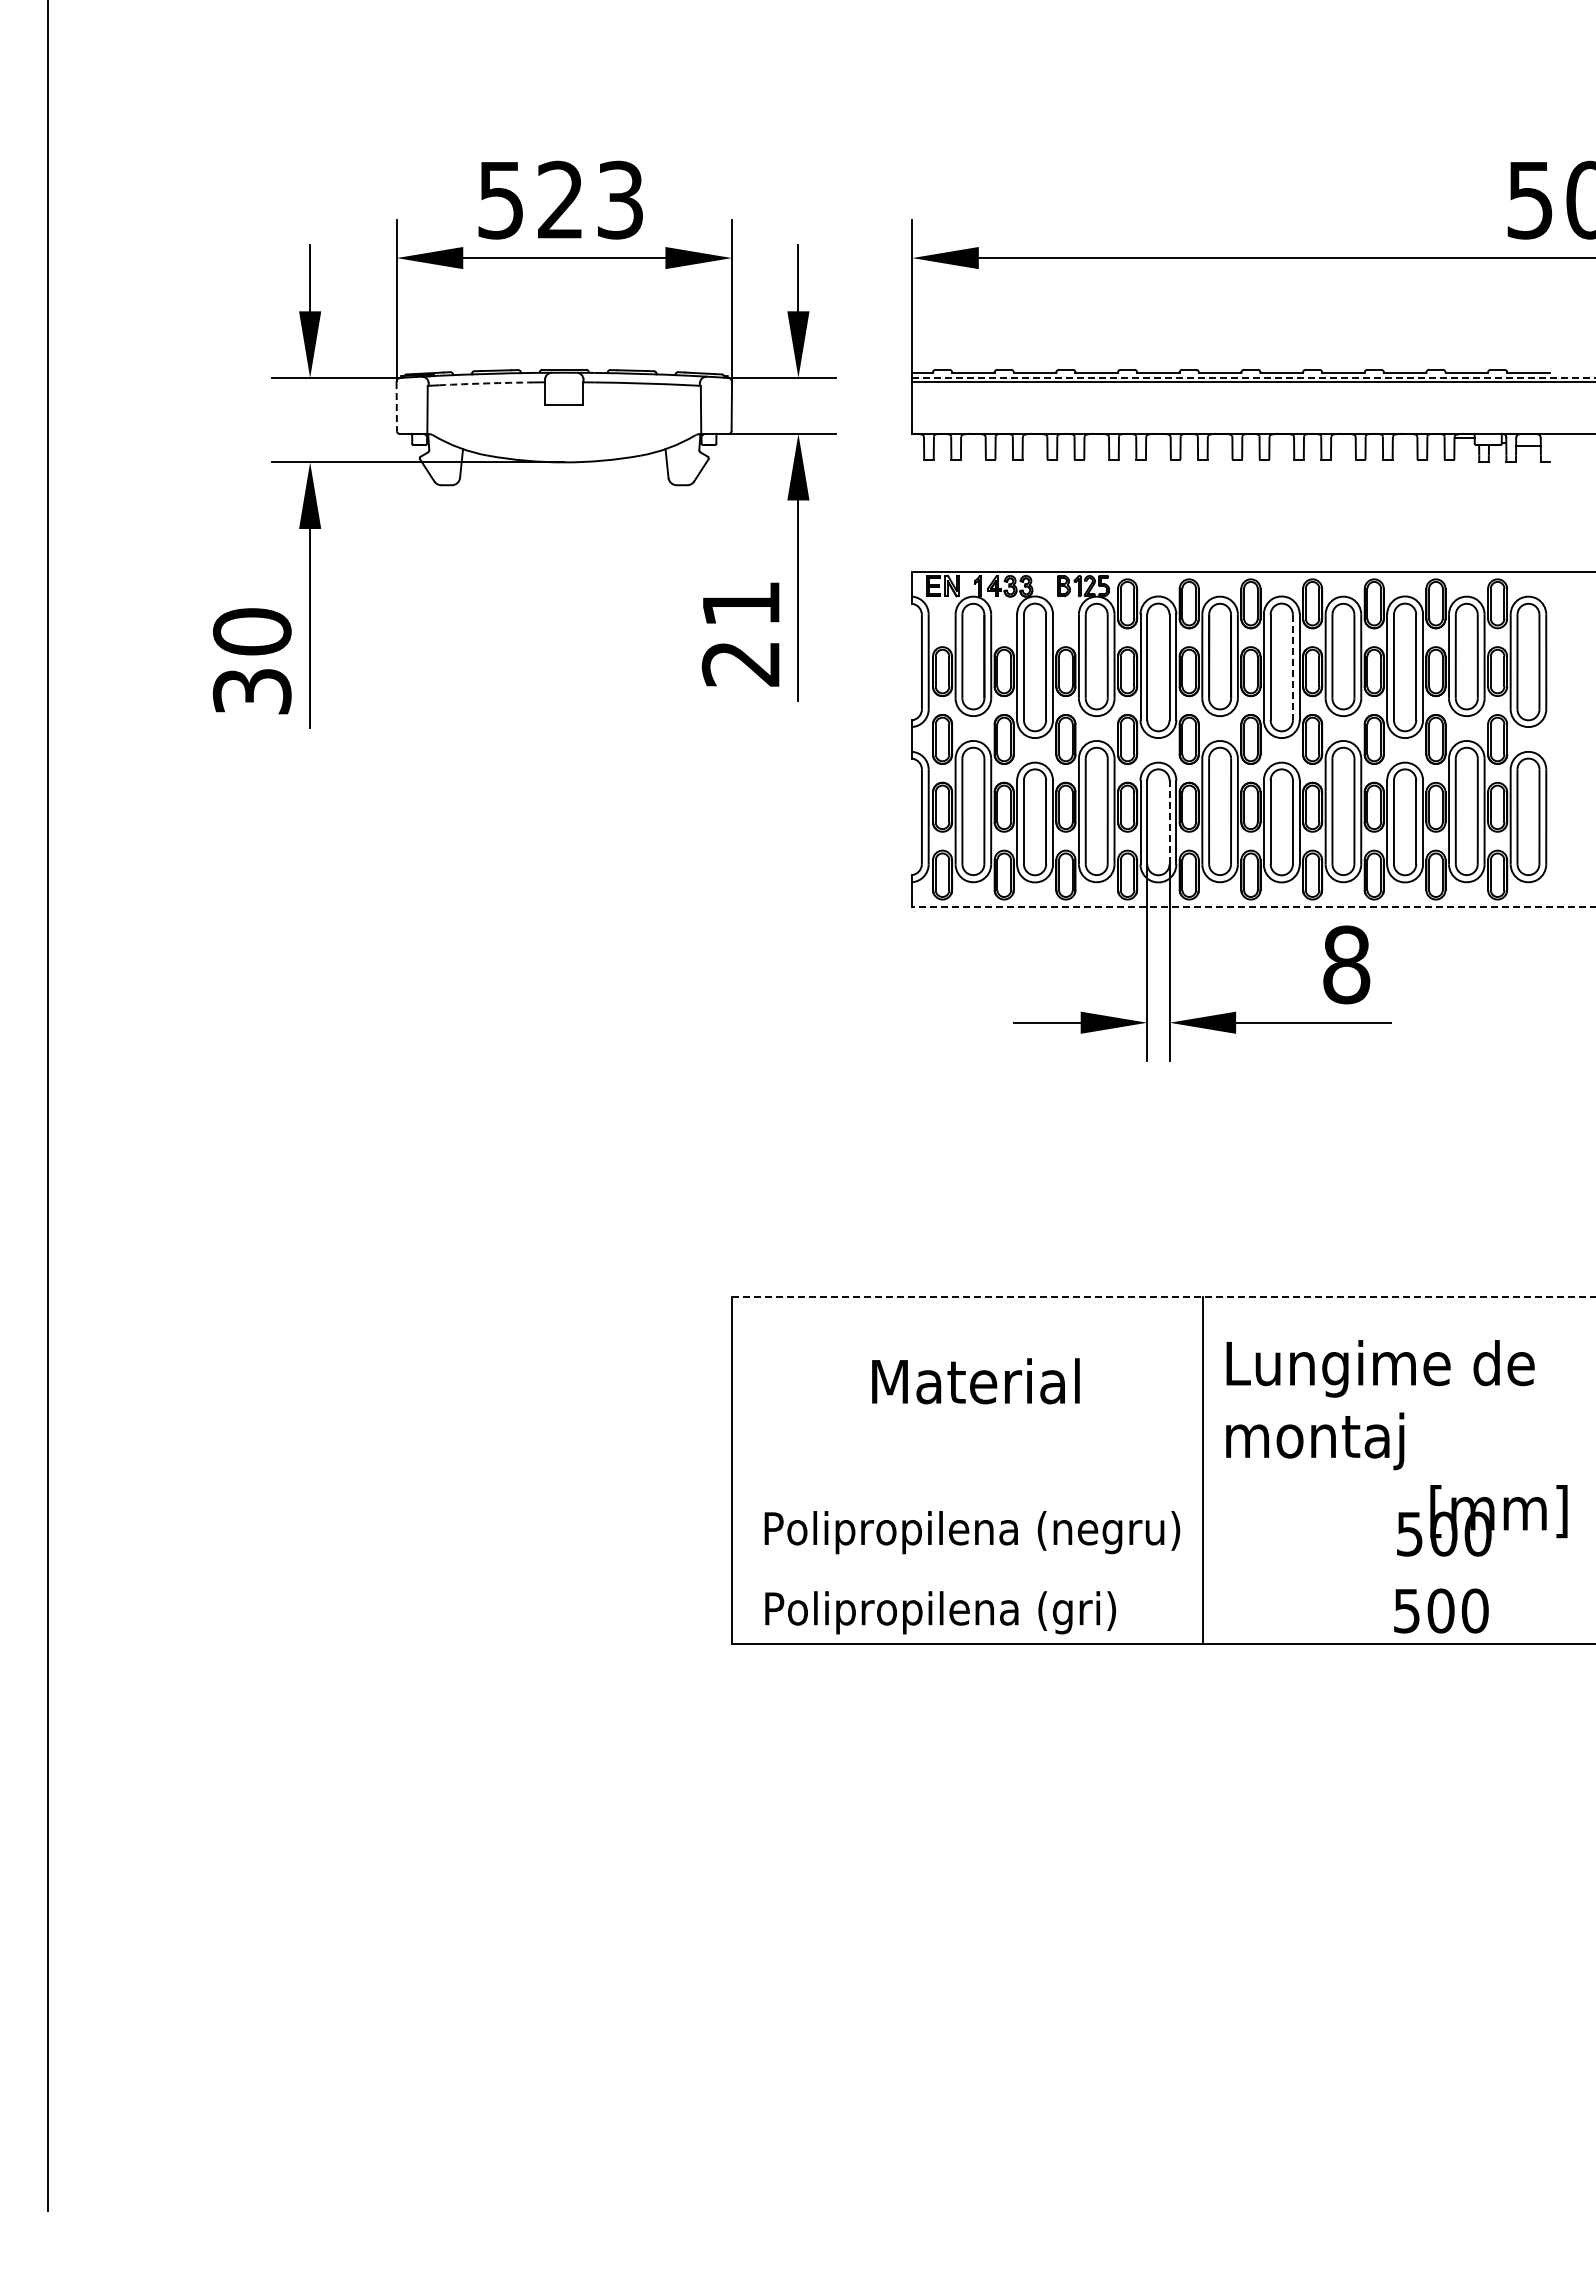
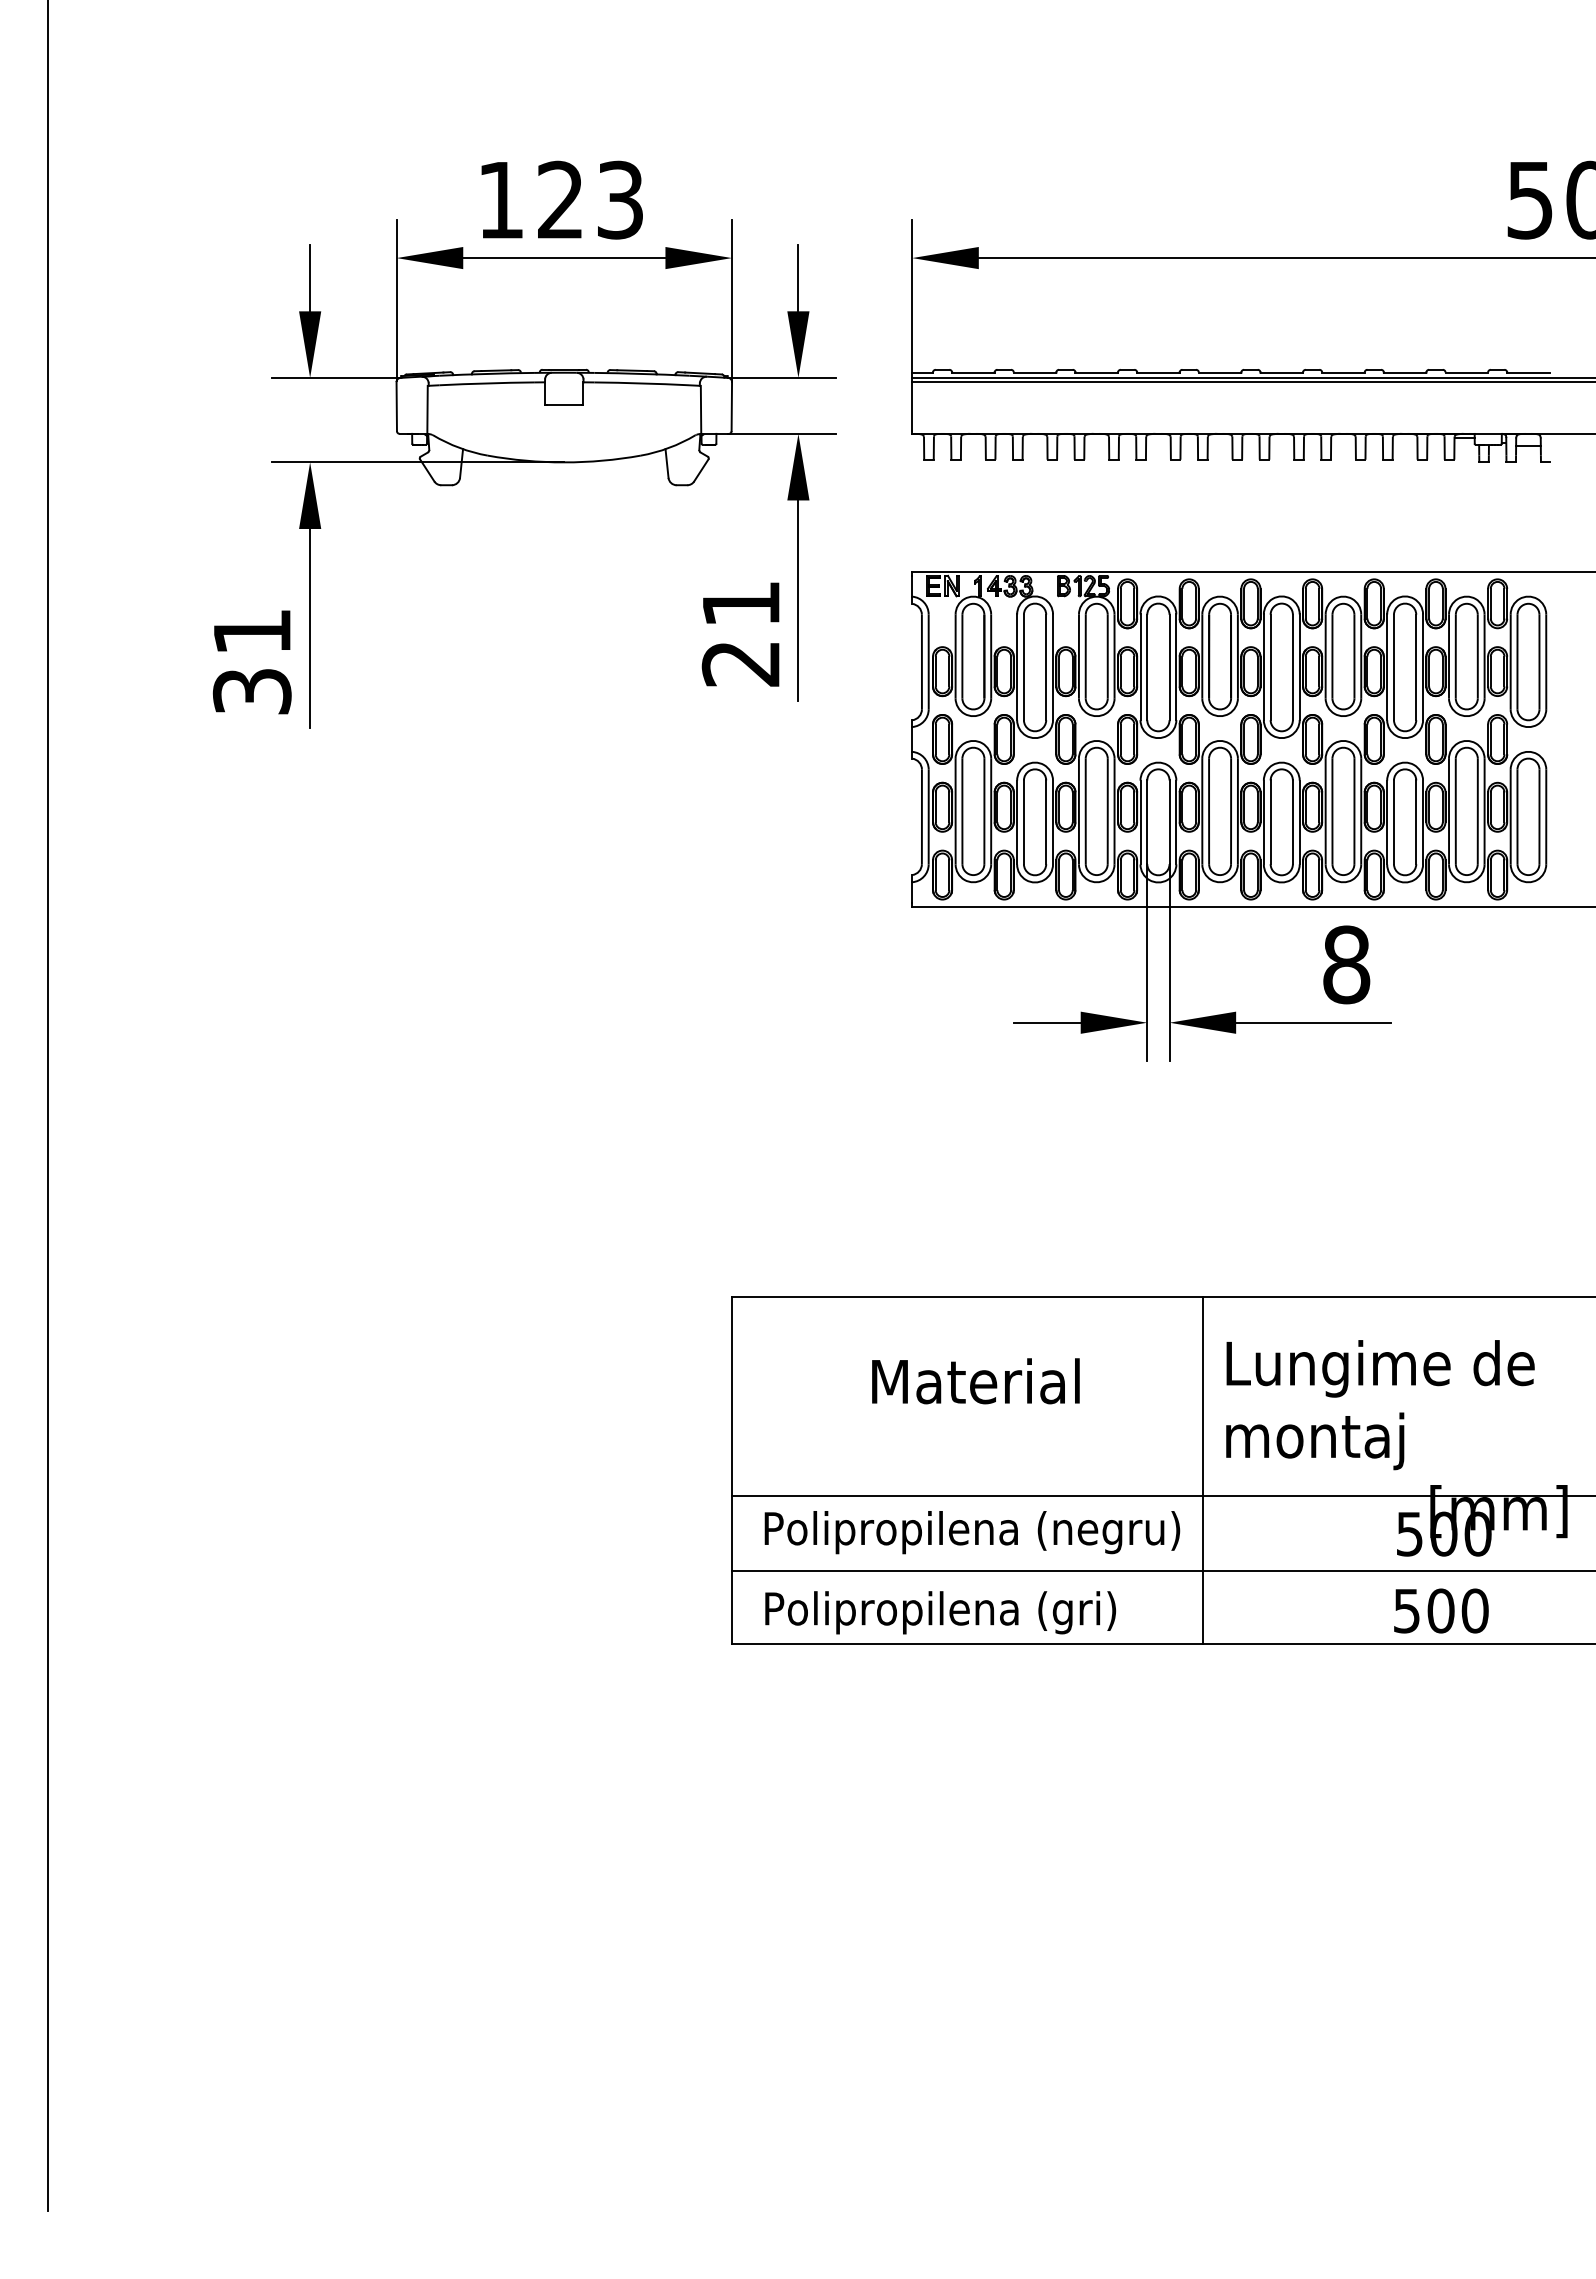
text: 523 -> 123 (500, 200)
line: dashed -> solid (1254, 377)
arc: dashed -> solid (486, 383)
line: dashed -> solid (396, 406)
text: 30 -> 31 (251, 631)
line: dashed -> solid (1292, 667)
line: dashed -> solid (1169, 822)
line: dashed -> solid (1253, 907)
line: dashed -> solid (1163, 1296)
line: none -> present (1161, 1495)
line: none -> present (1161, 1570)
